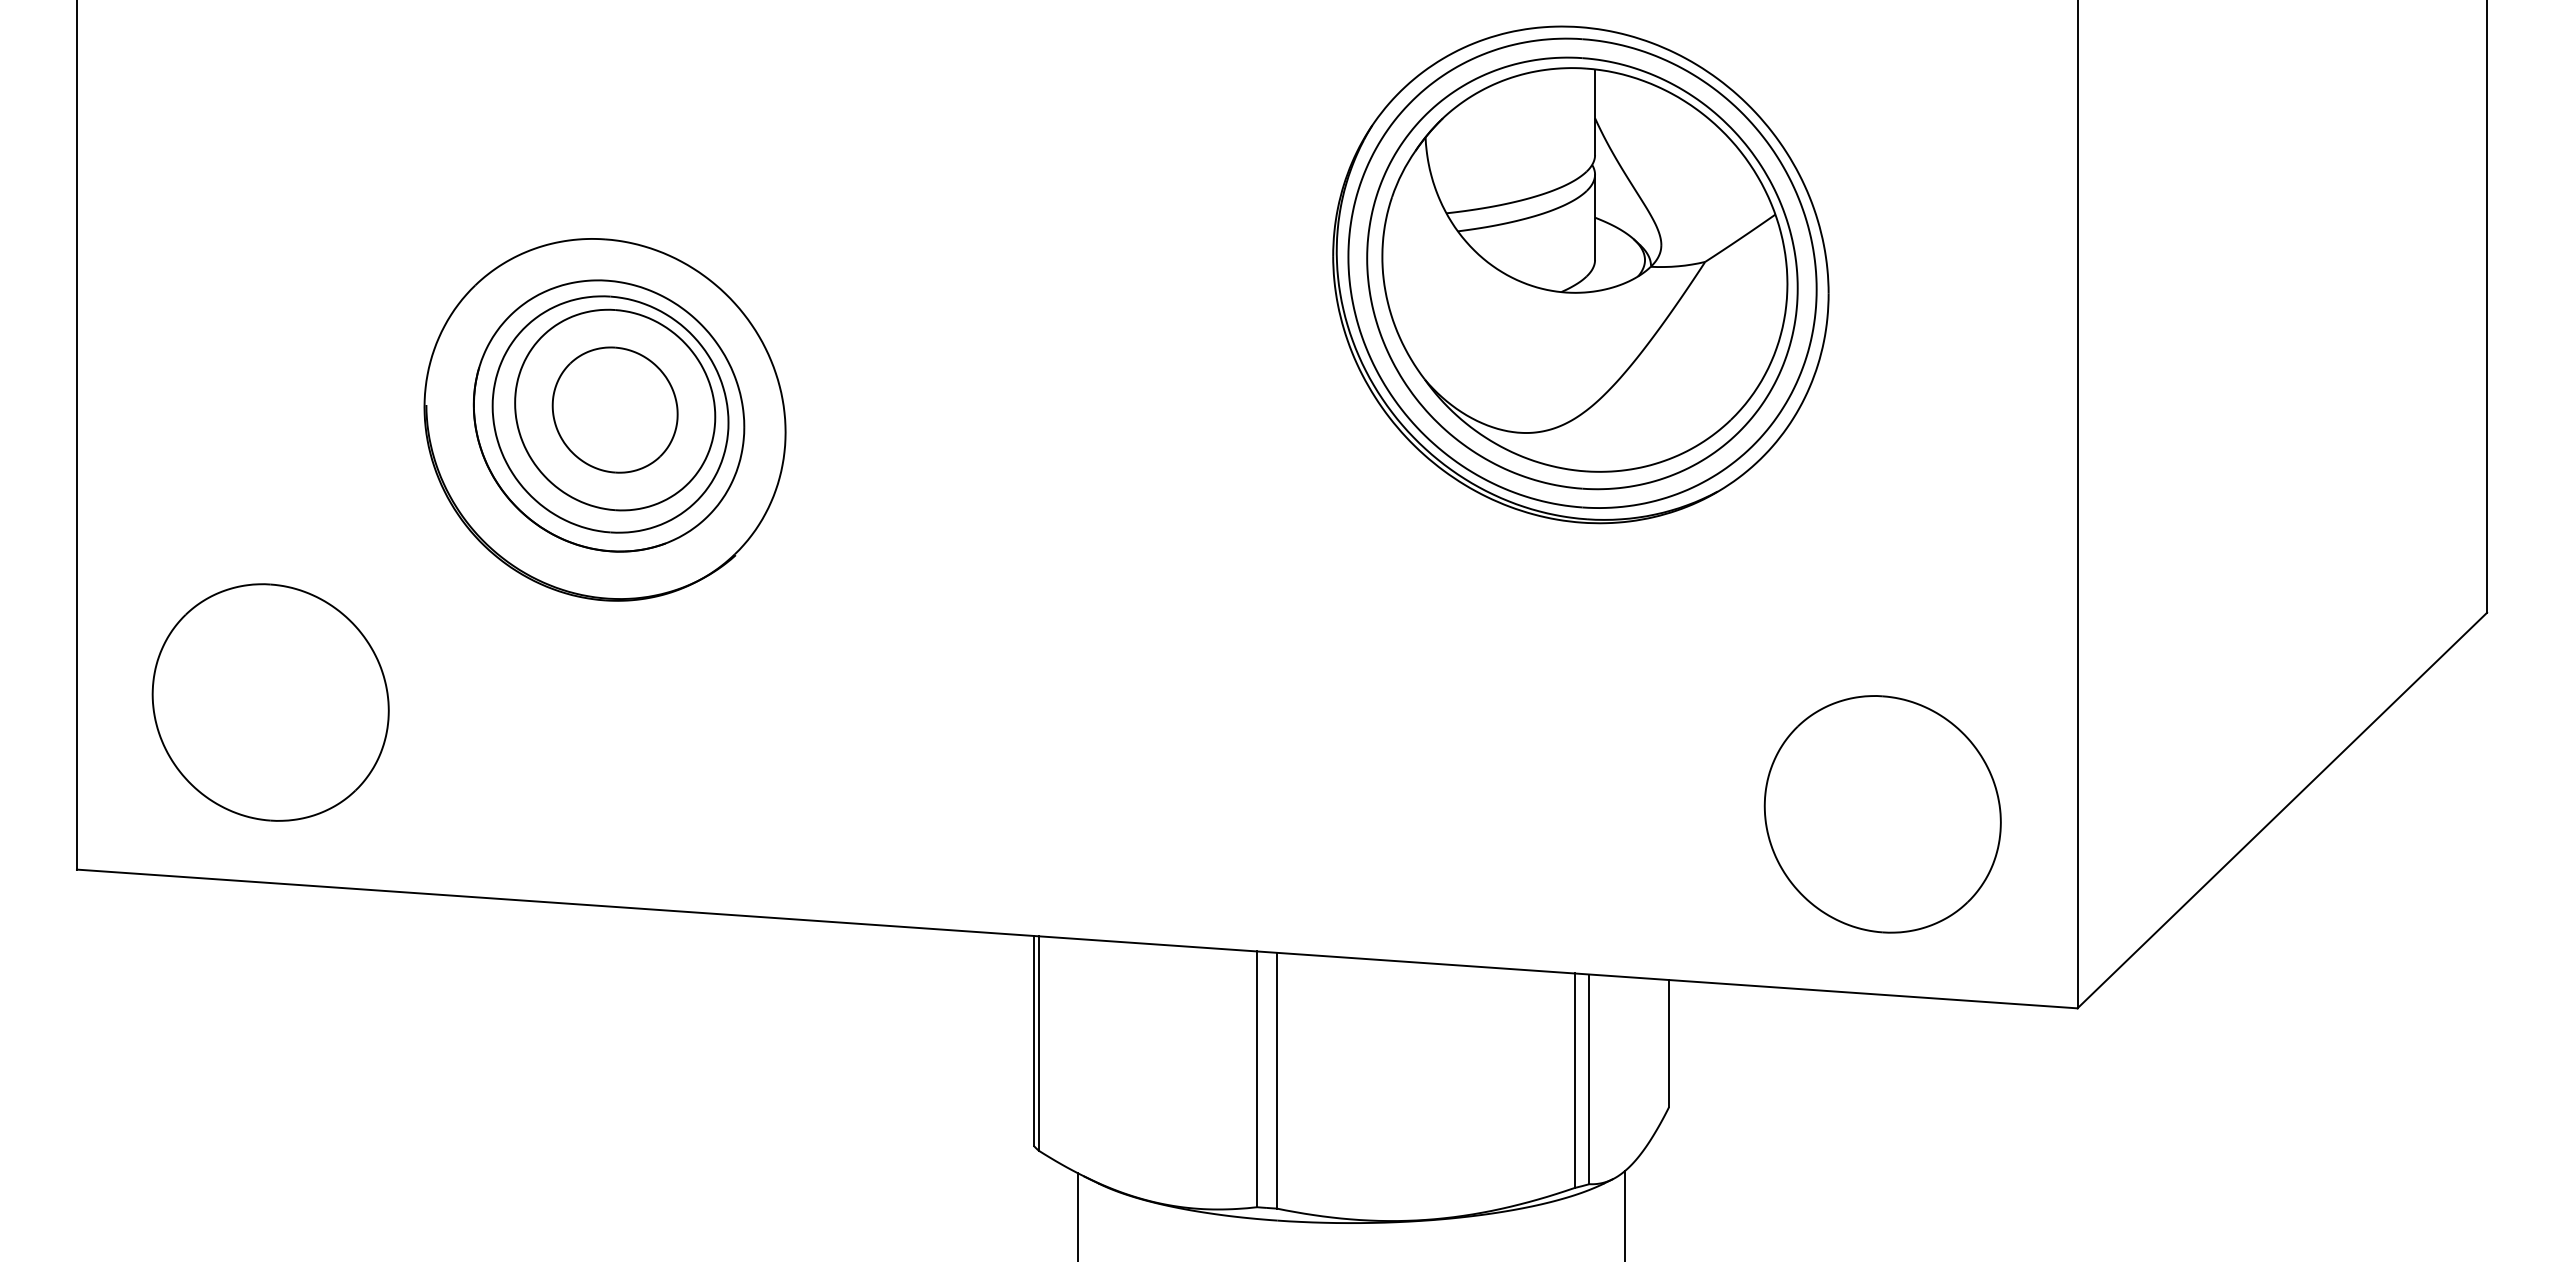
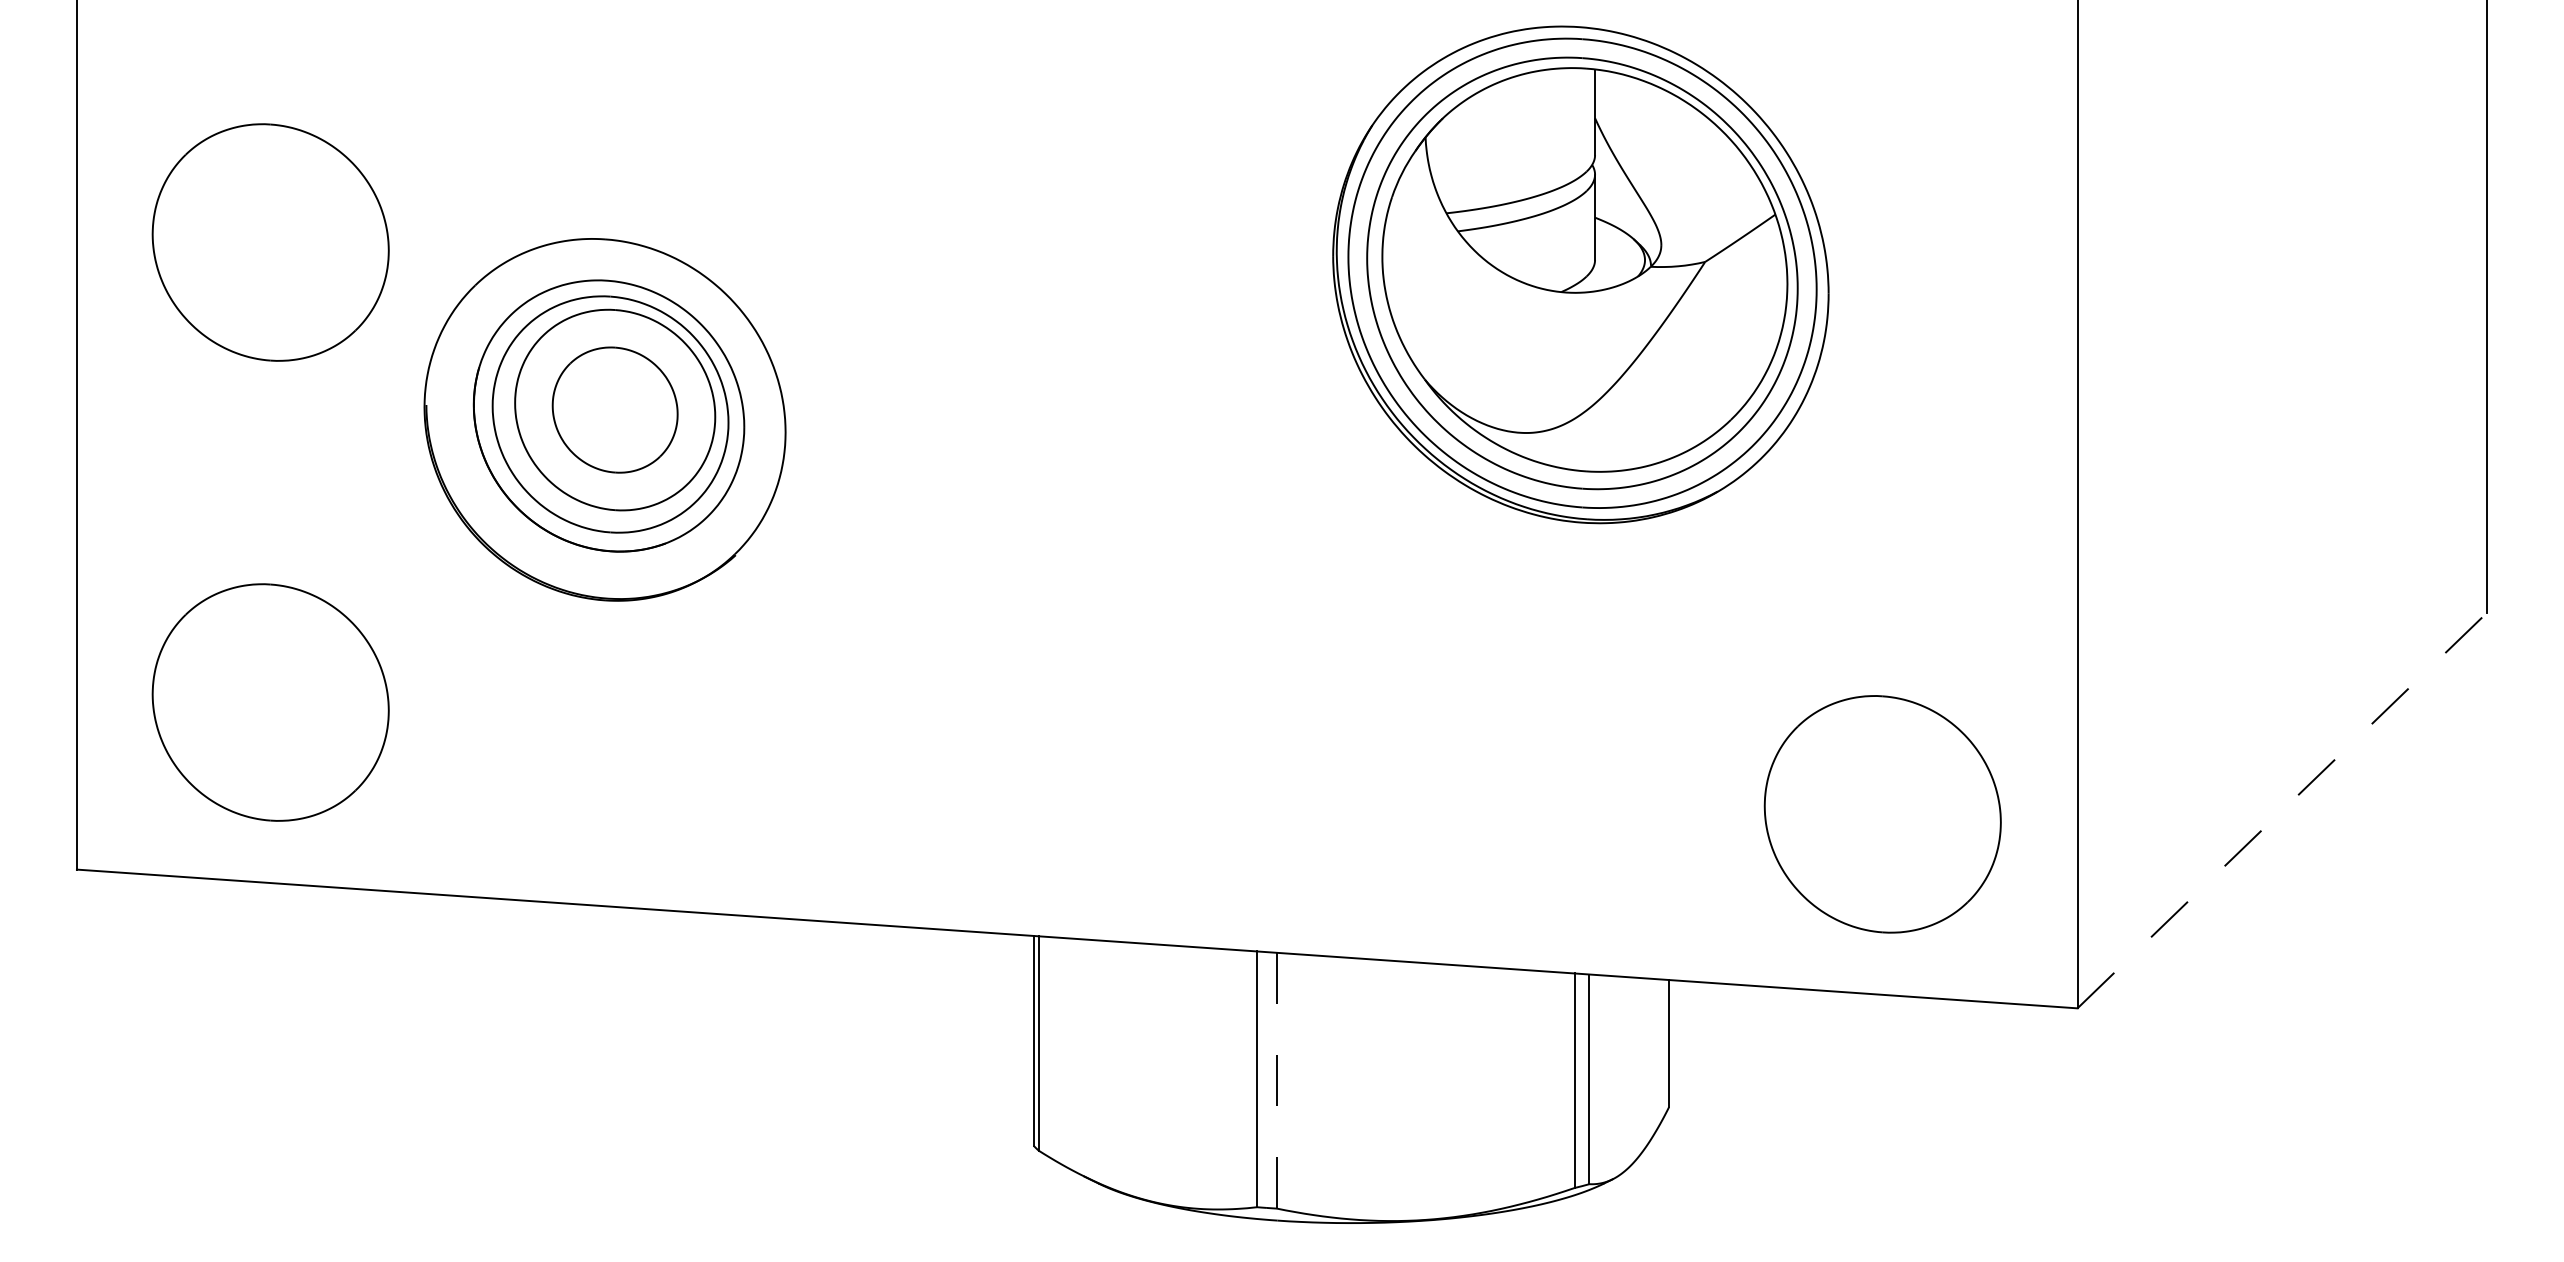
part: none -> present (270, 242)
line: solid -> dashed (2282, 810)
line: solid -> dashed (1276, 1080)
line: present -> none (1624, 1214)
line: present -> none (1077, 1215)
